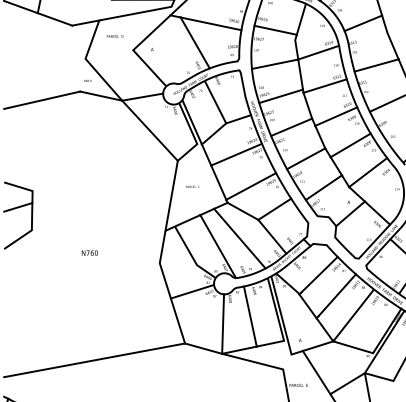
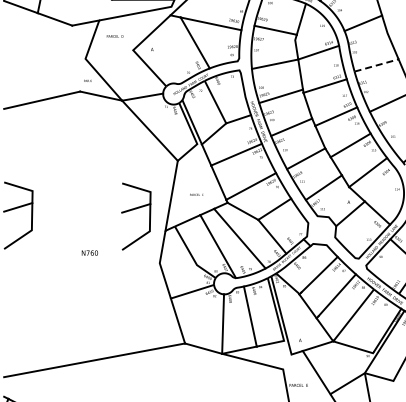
line: solid -> dashed (376, 65)
text position: (192, 186) -> (196, 194) (196, 194)
part: none -> present (133, 210)
